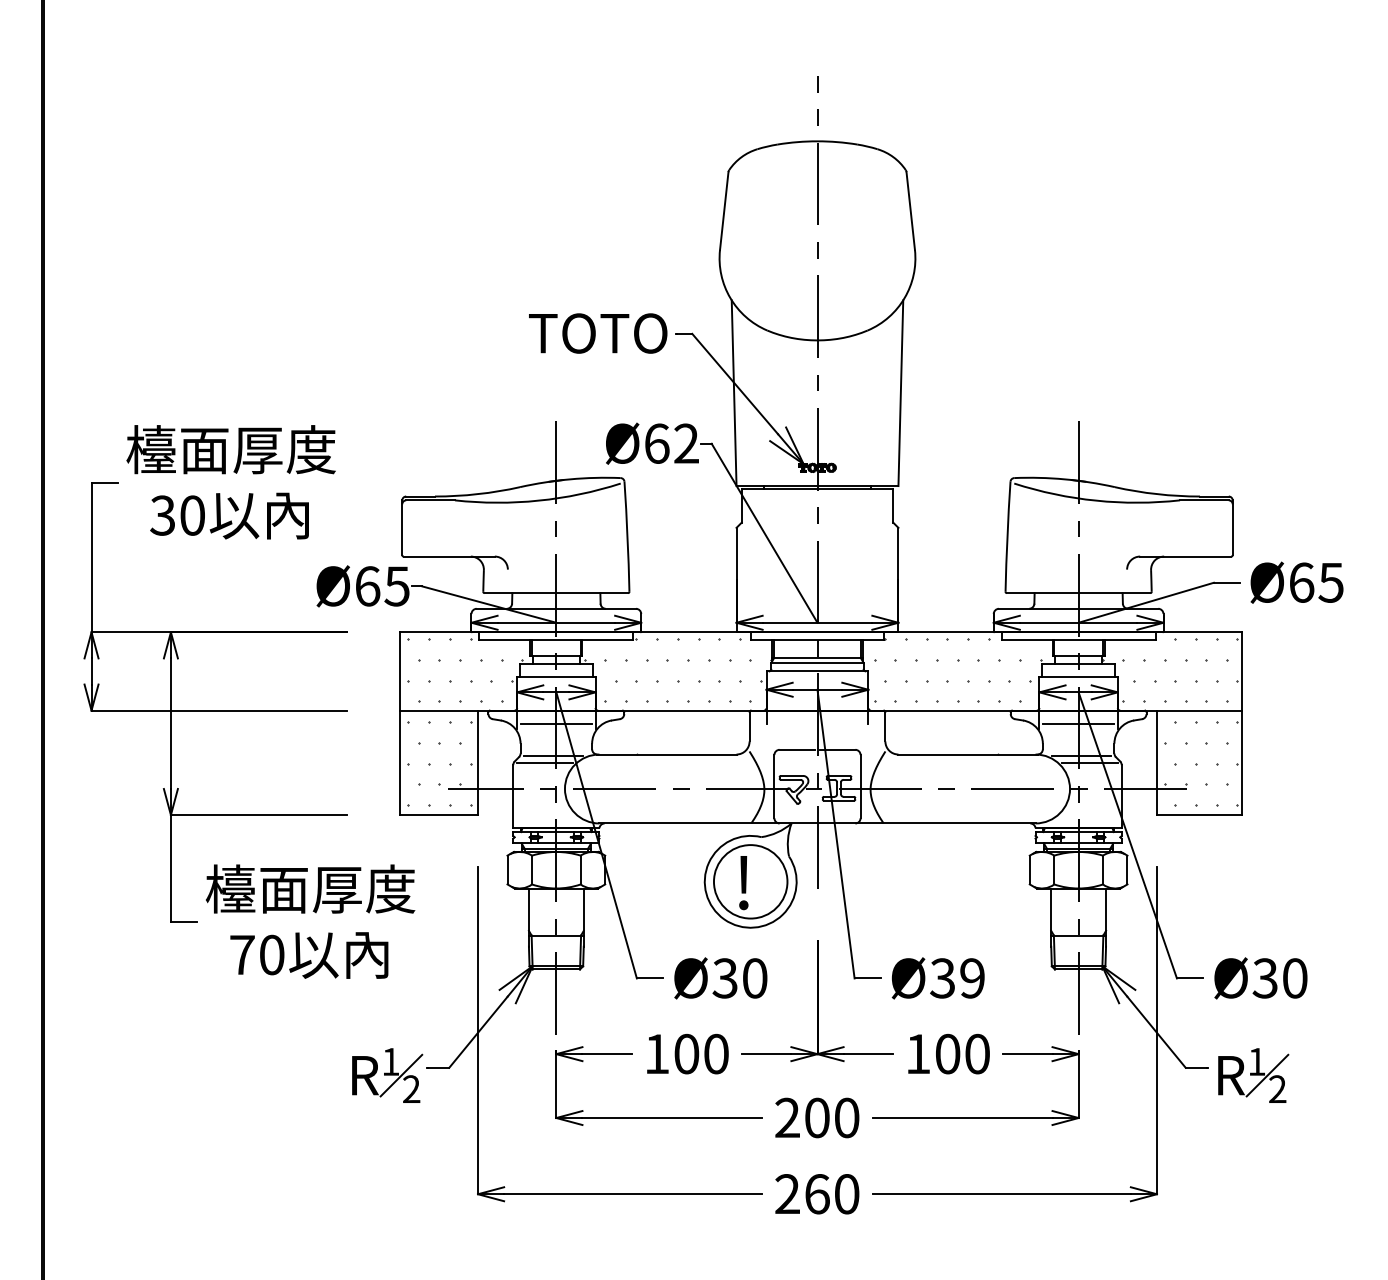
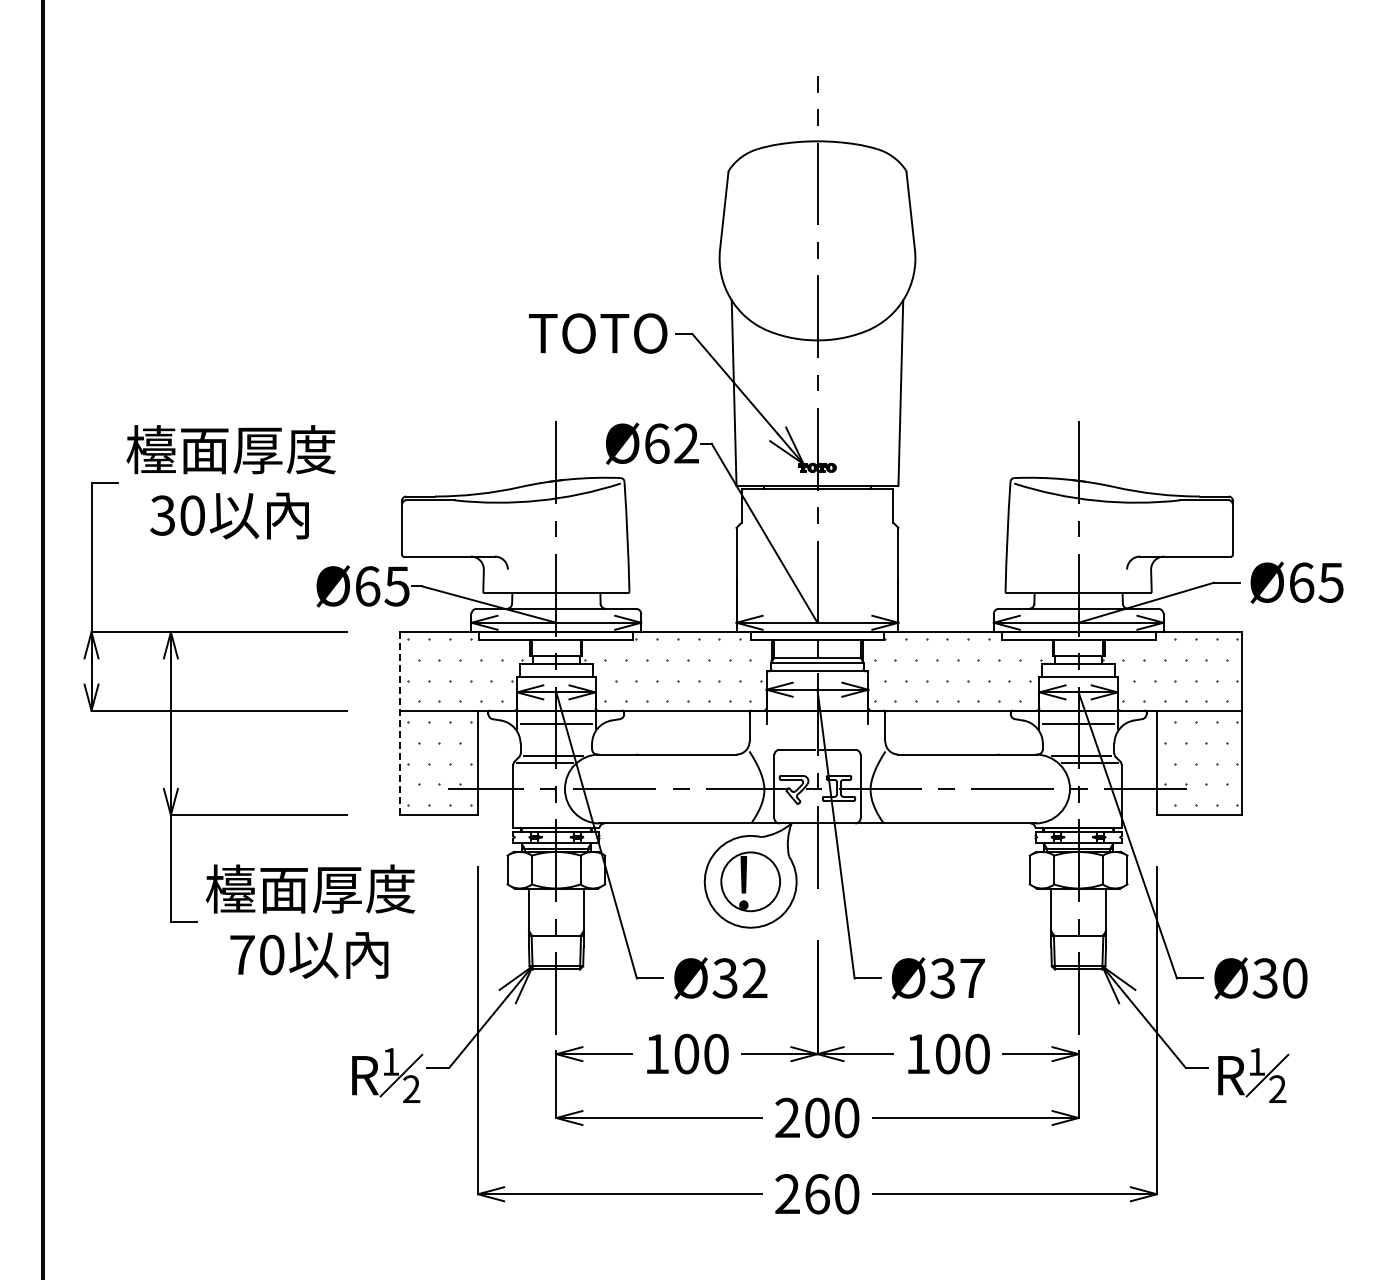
line: solid -> dashed (399, 724)
circle diameter: 73 px -> 59 px (750, 881)
text: 30 -> 32 (754, 978)
text: 39 -> 37 (972, 978)
